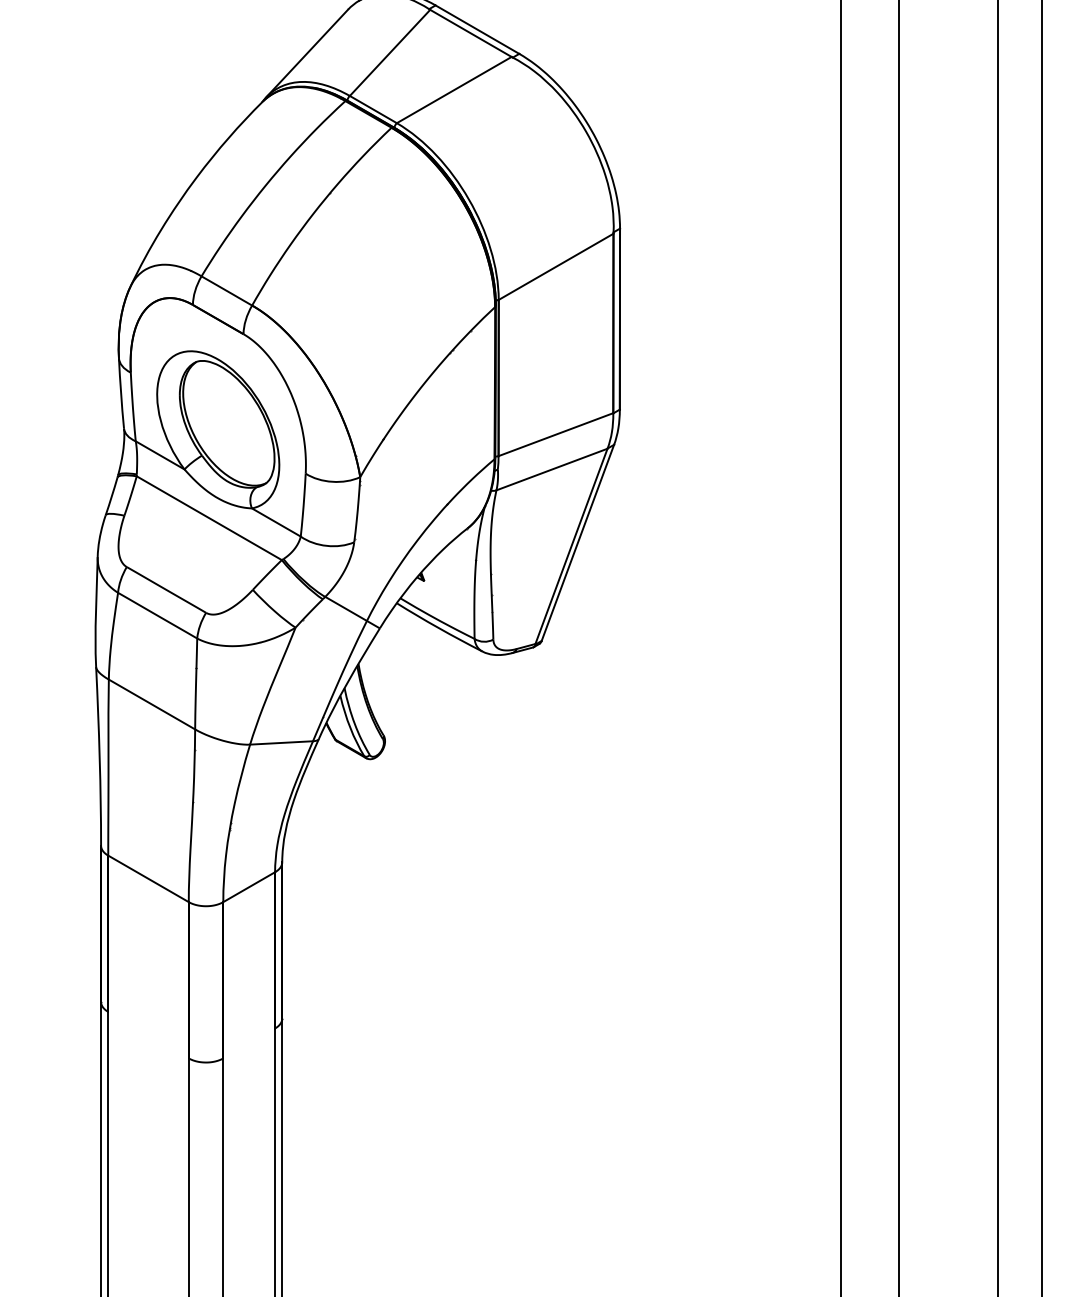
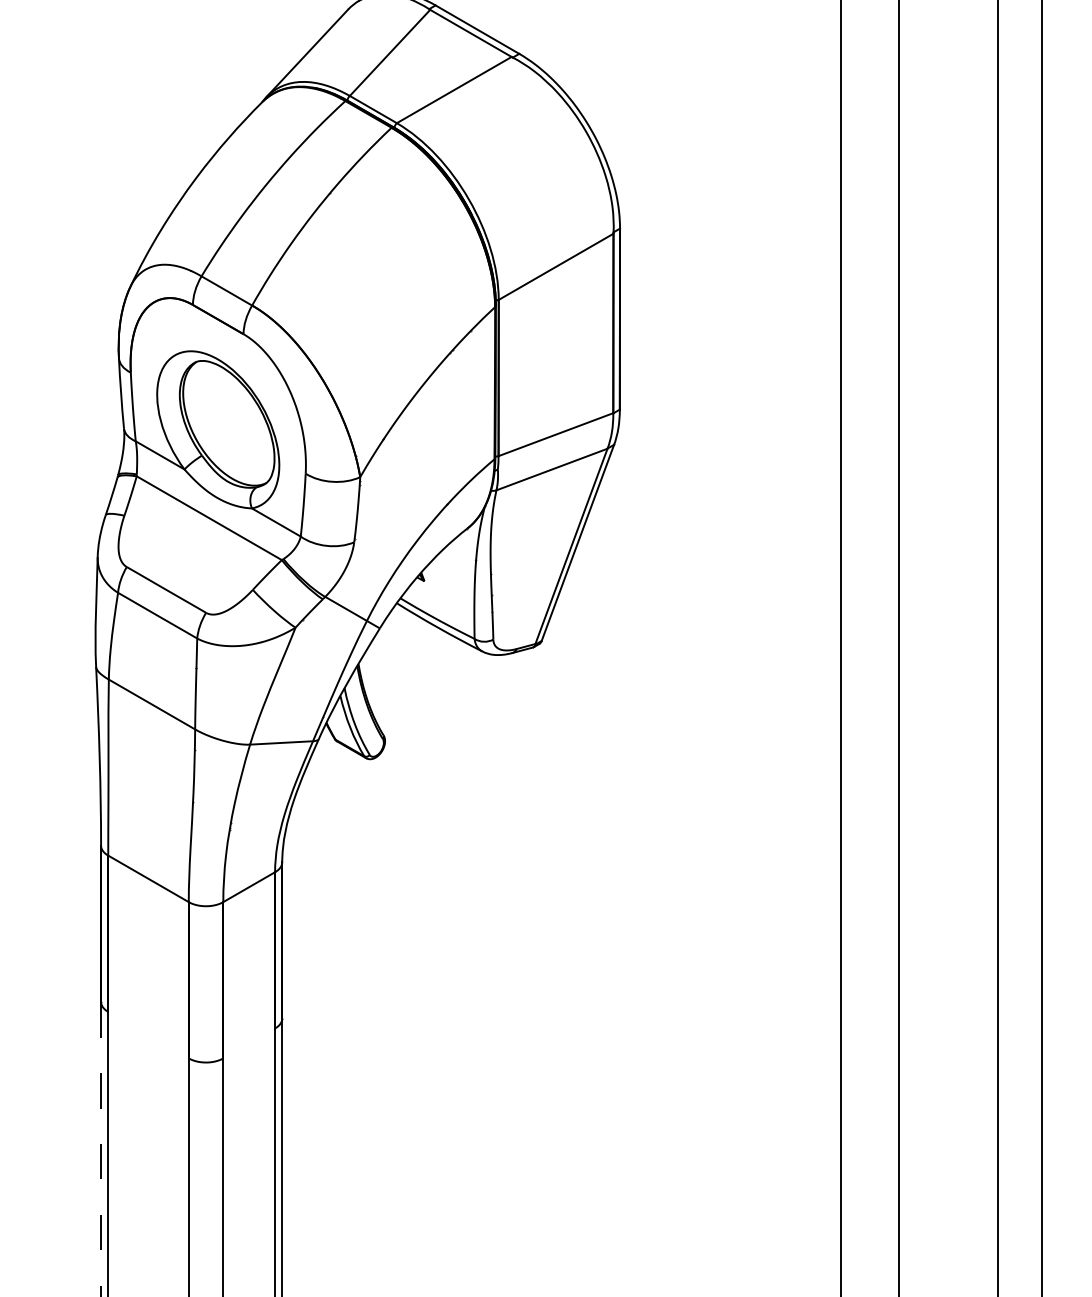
line: solid -> dashed (101, 1149)
